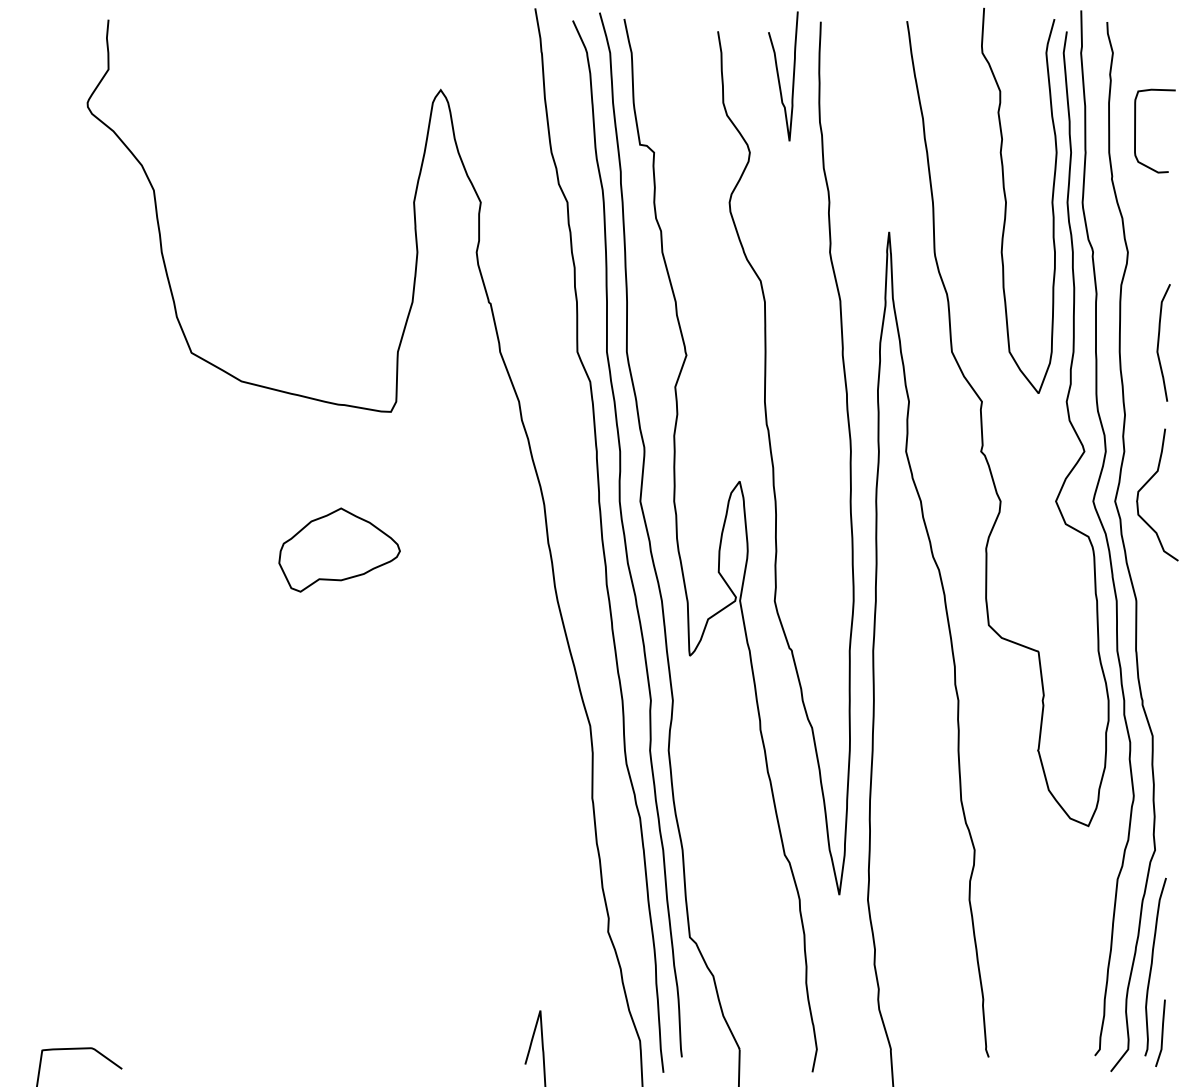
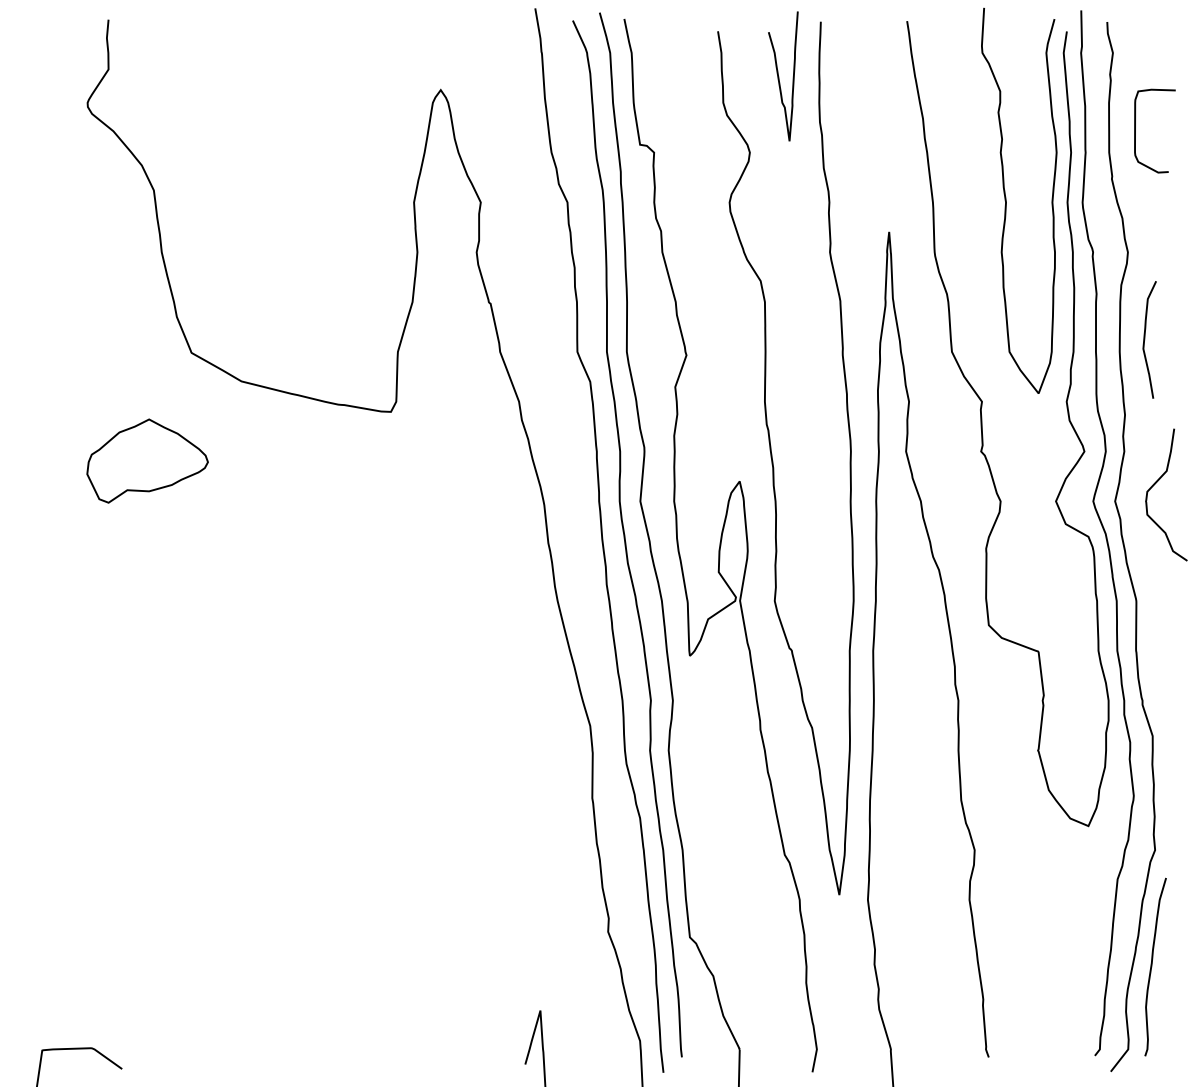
curve position: (1159, 342) -> (1145, 339) (1145, 339)
curve position: (1147, 483) -> (1156, 483) (1156, 483)
part position: (339, 549) -> (147, 460) (147, 460)
line: present -> none (1161, 1032)
